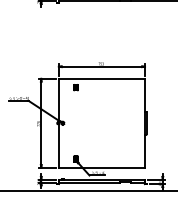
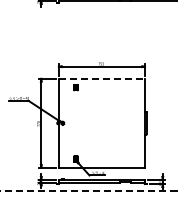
line: solid -> dashed (101, 78)
line: solid -> dashed (89, 190)
